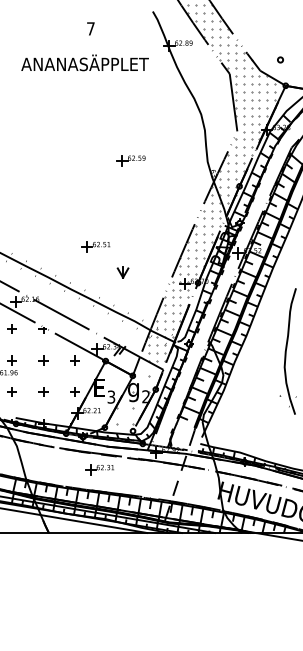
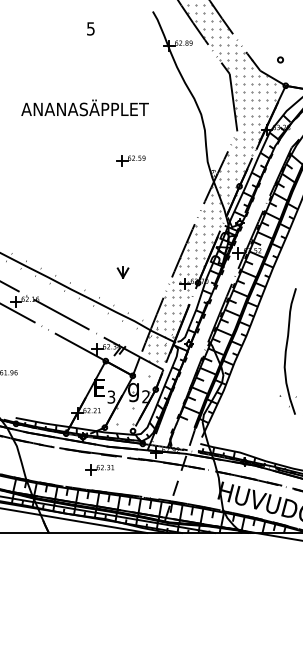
text: 7 -> 5 (90, 28)
text position: (84, 62) -> (84, 107) (84, 107)
part: present -> none (95, 246)
hatch: present -> none (55, 376)
